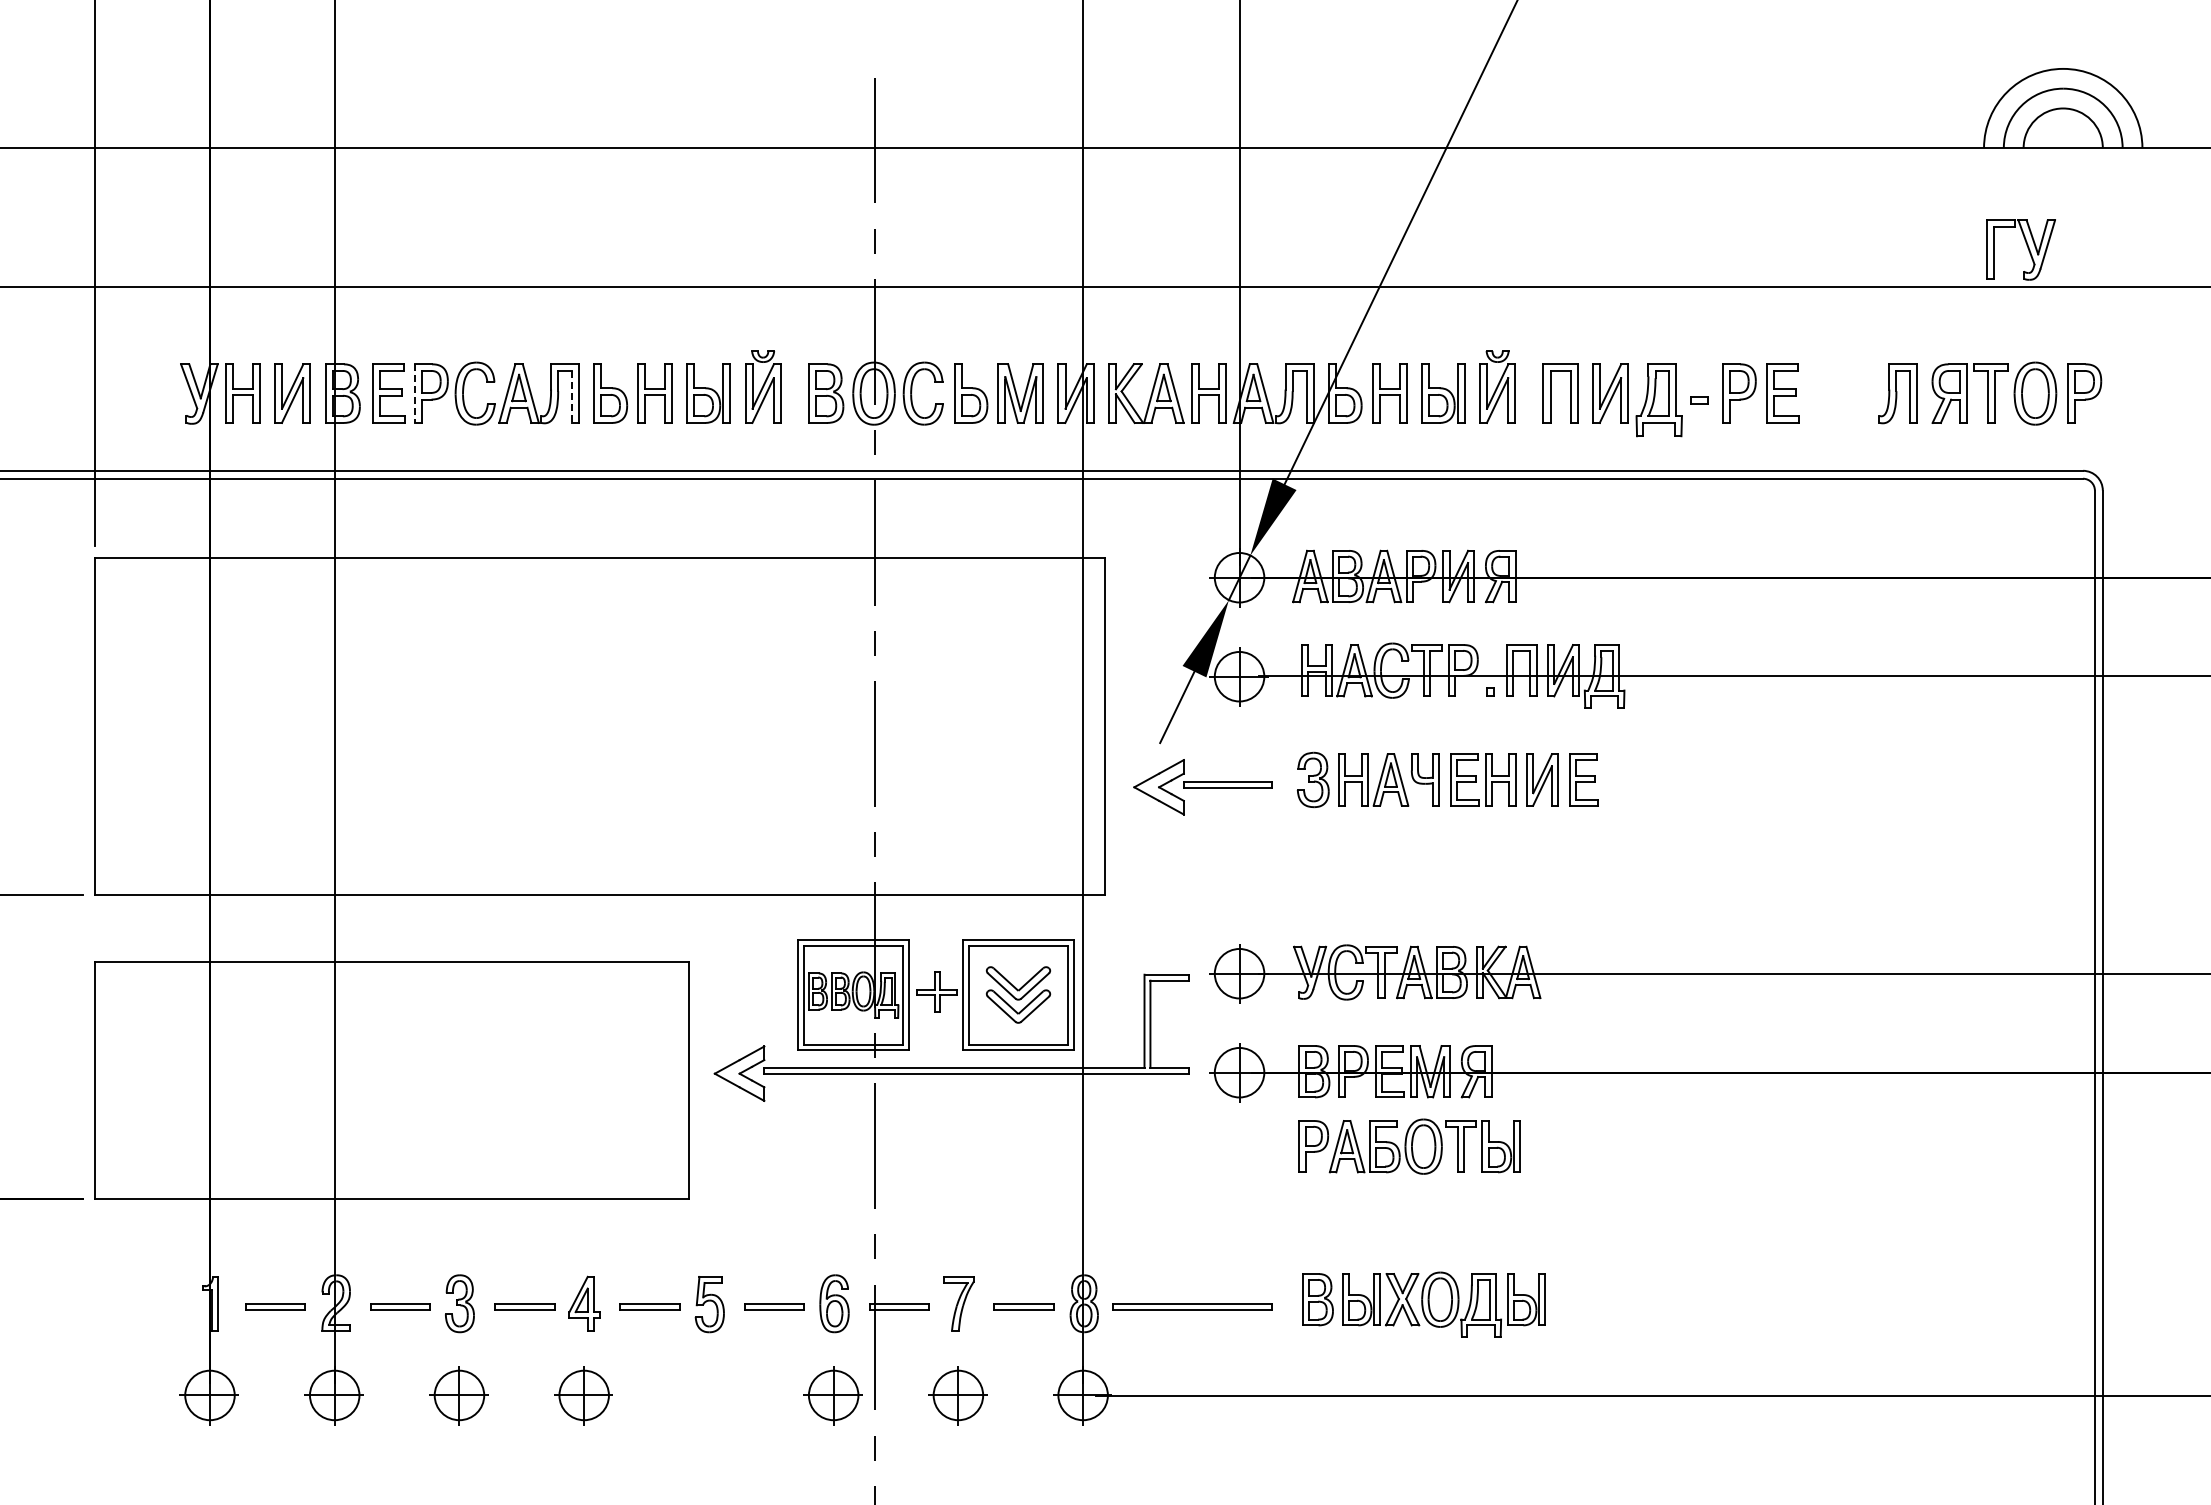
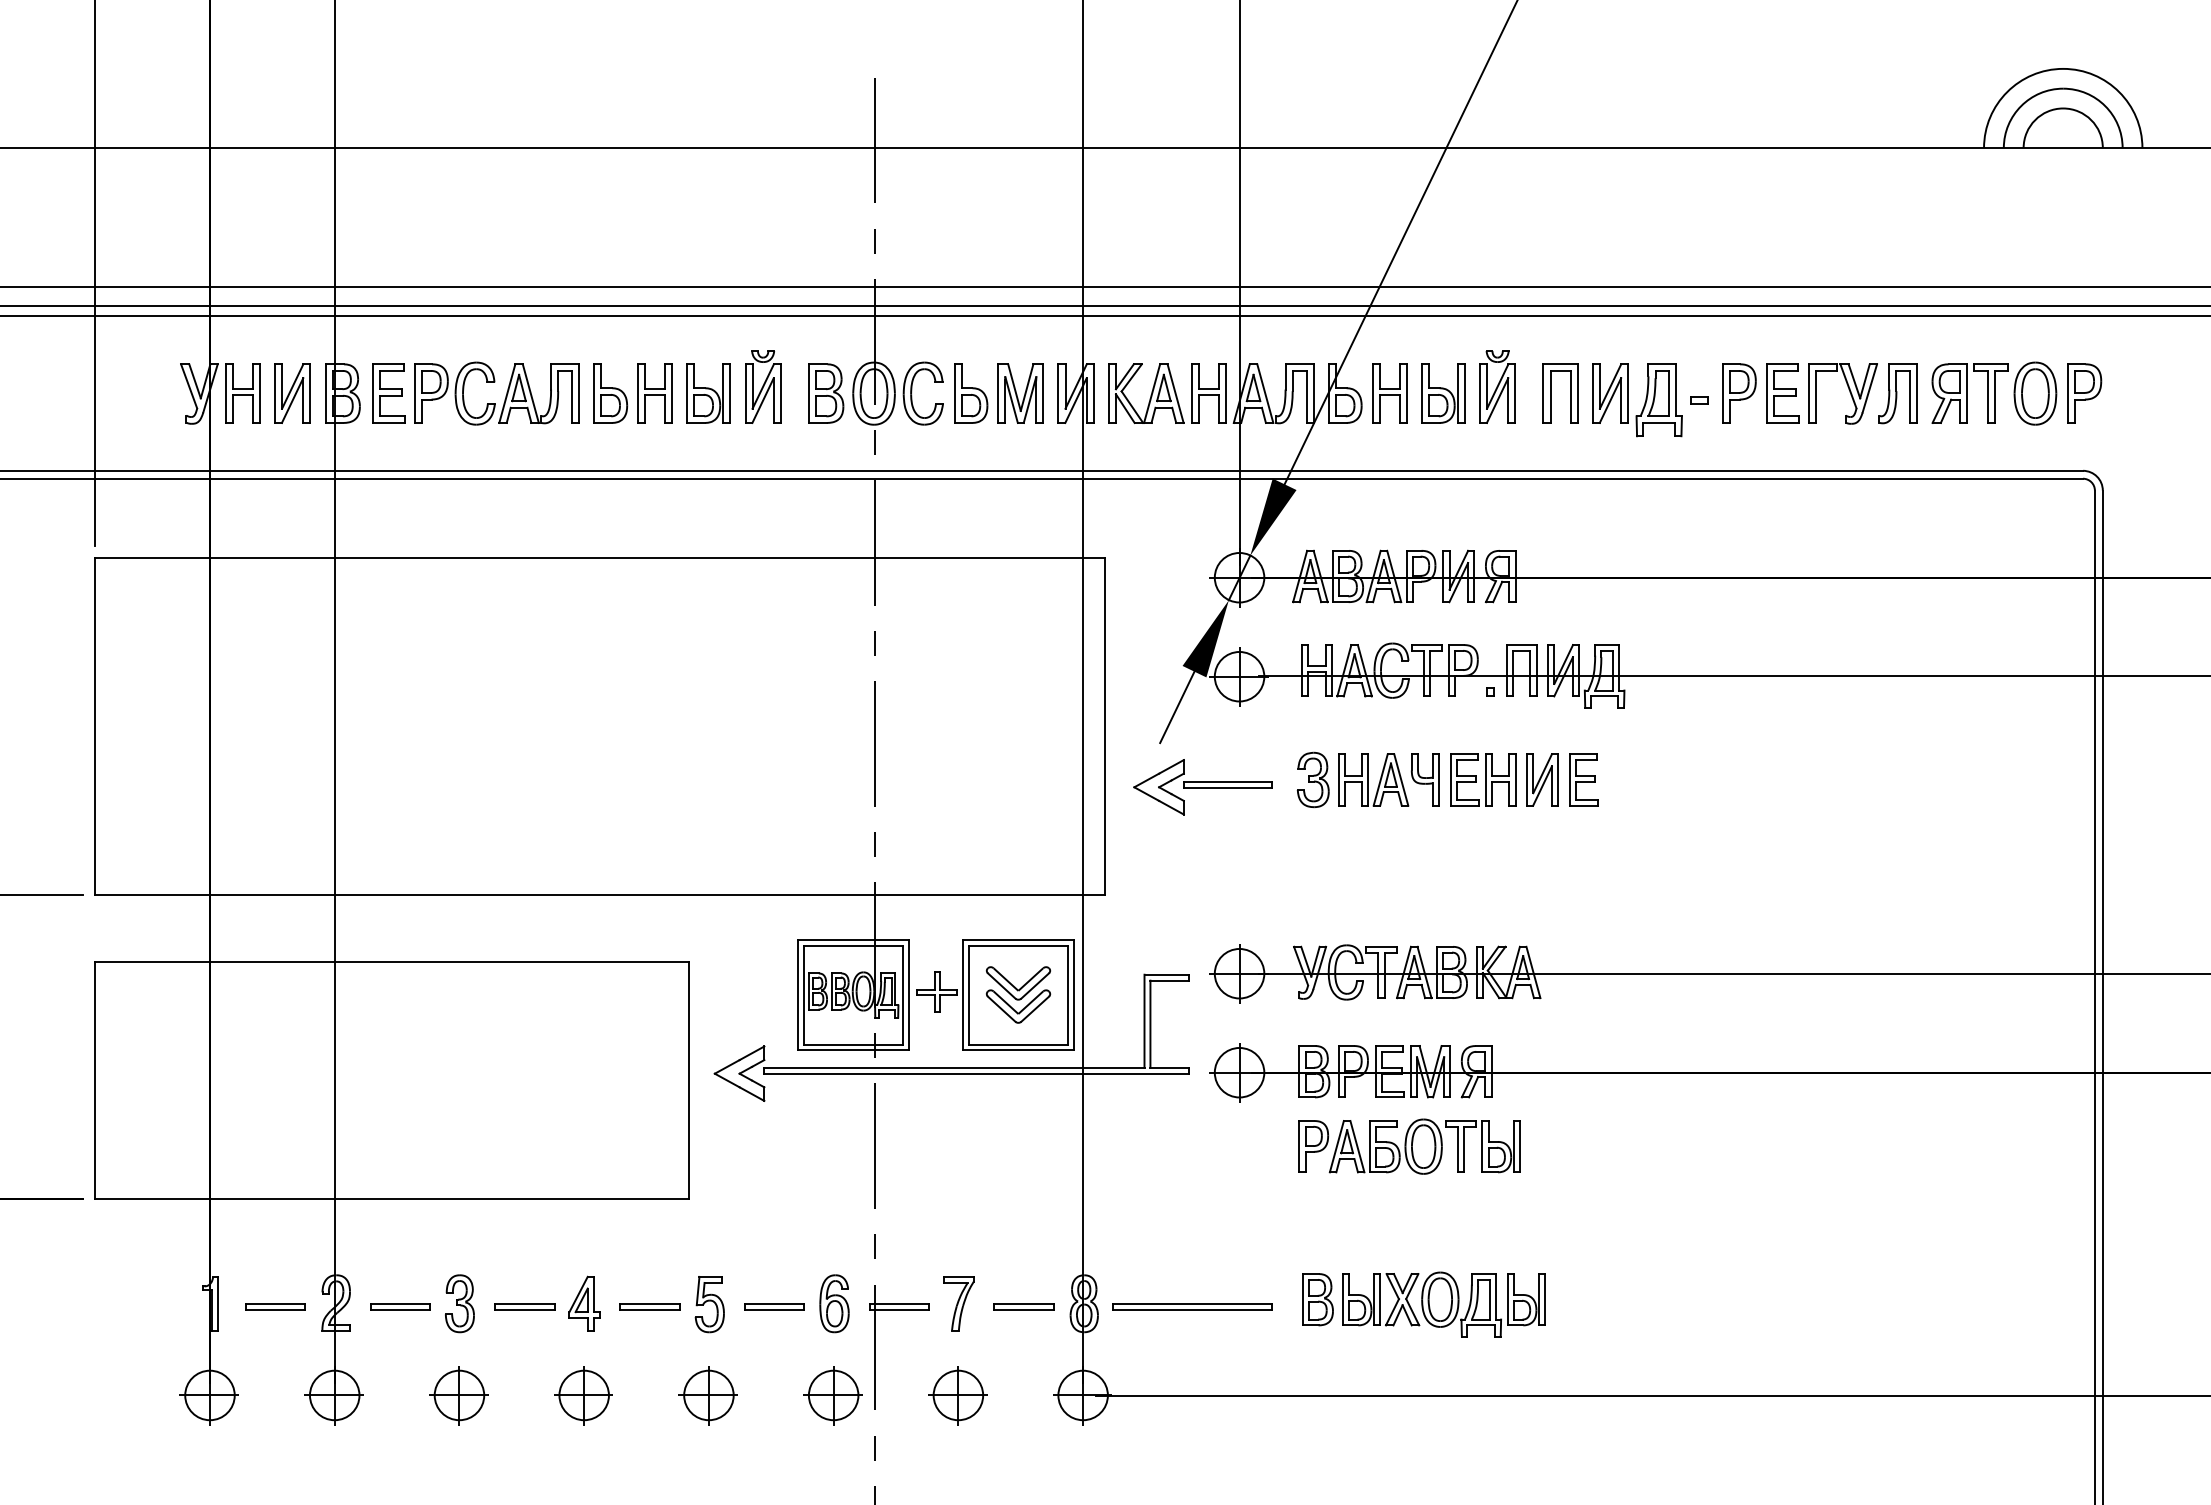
part position: (2027, 248) -> (1849, 392) (1849, 392)
line: none -> present (1104, 306)
line: none -> present (1104, 316)
line: dashed -> solid (414, 394)
line: dashed -> solid (572, 397)
part: none -> present (707, 1395)
